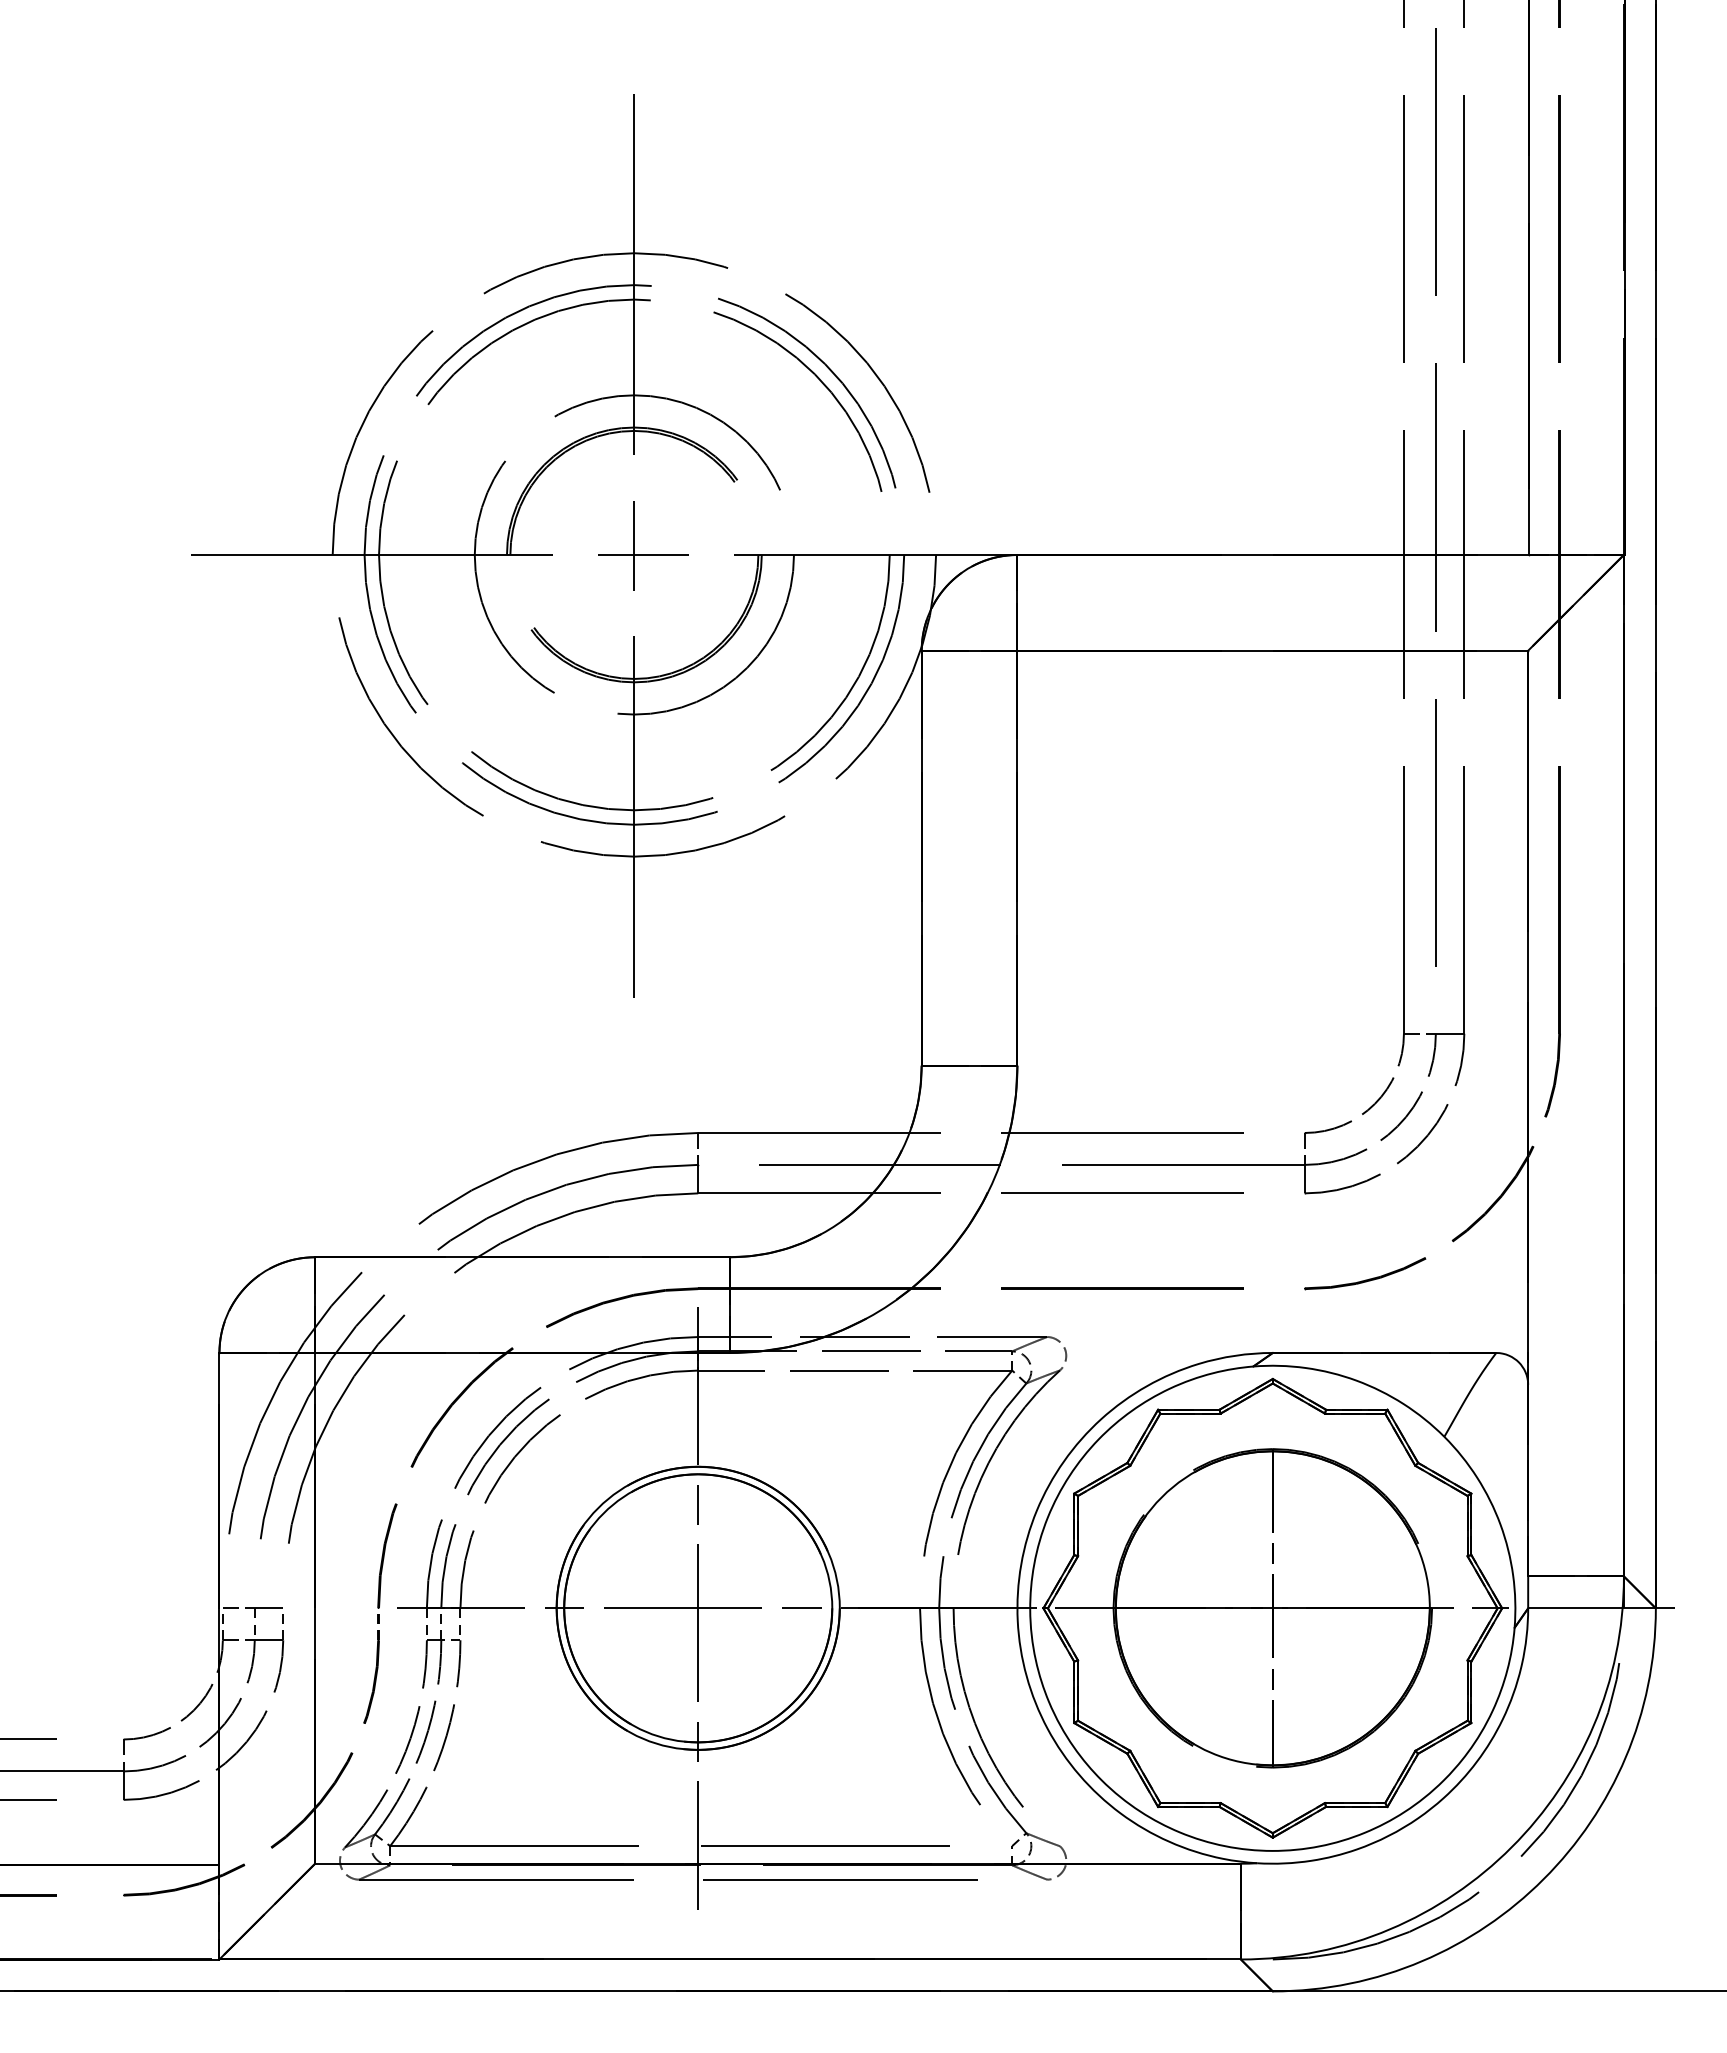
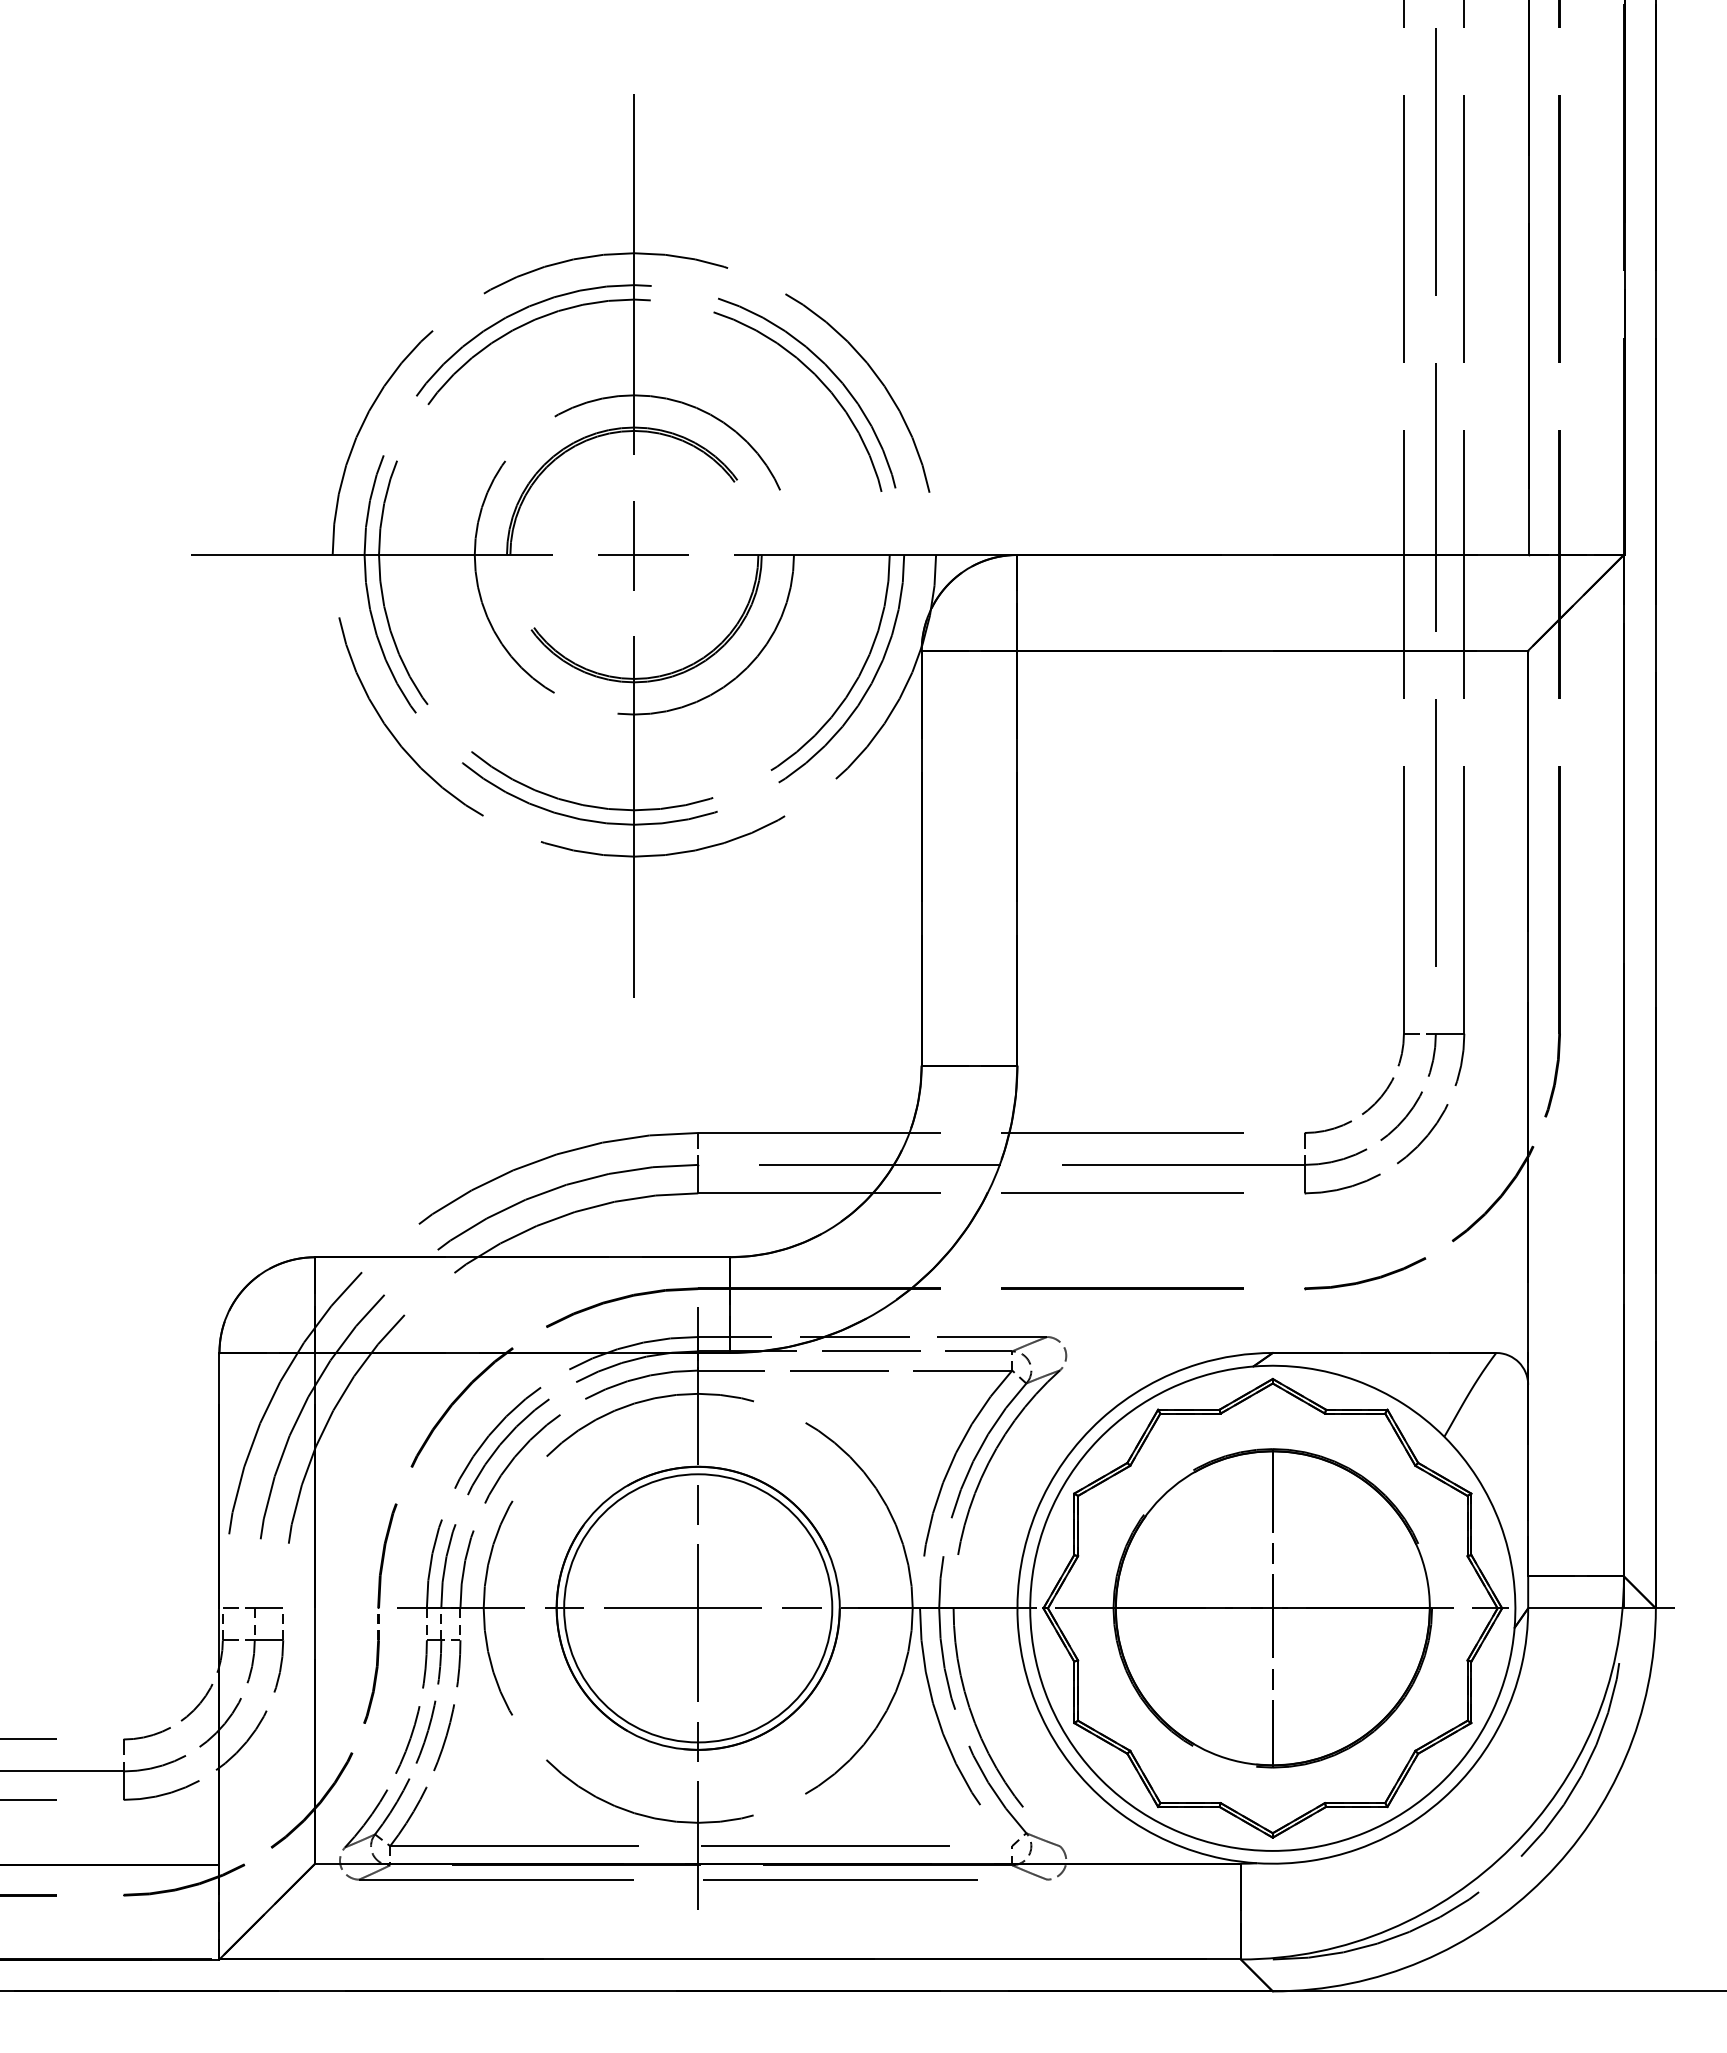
circle diameter: 268 px -> 429 px (697, 1607)
